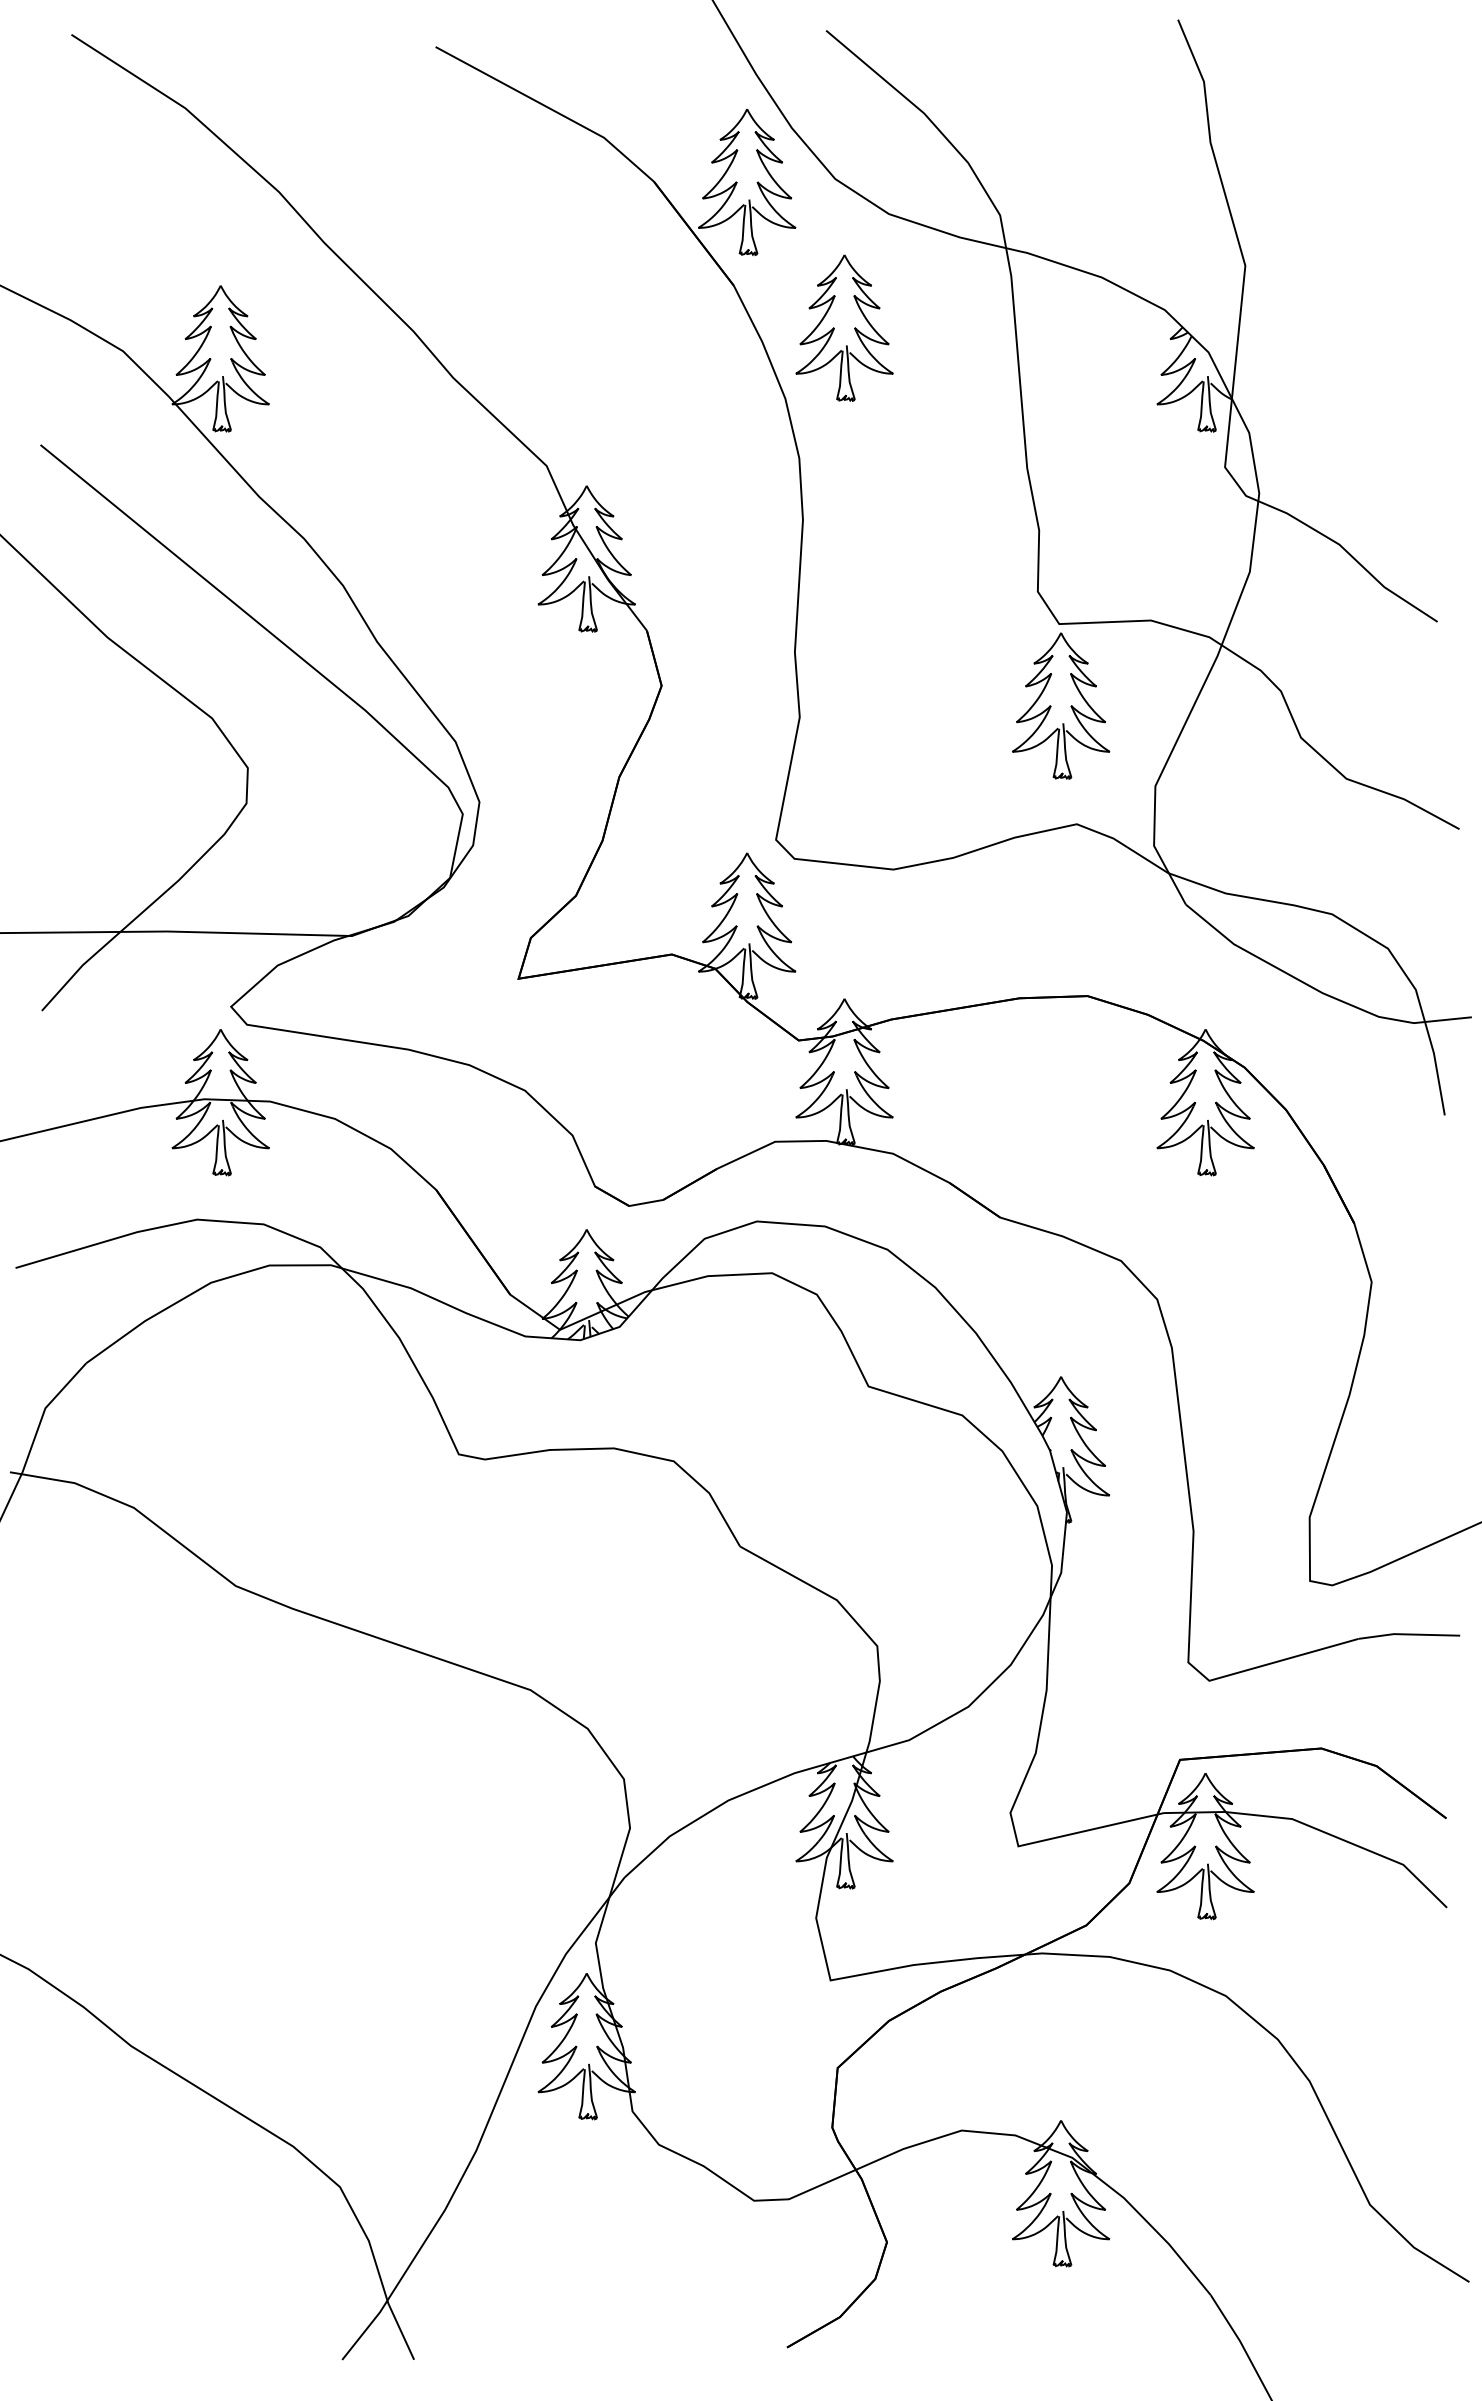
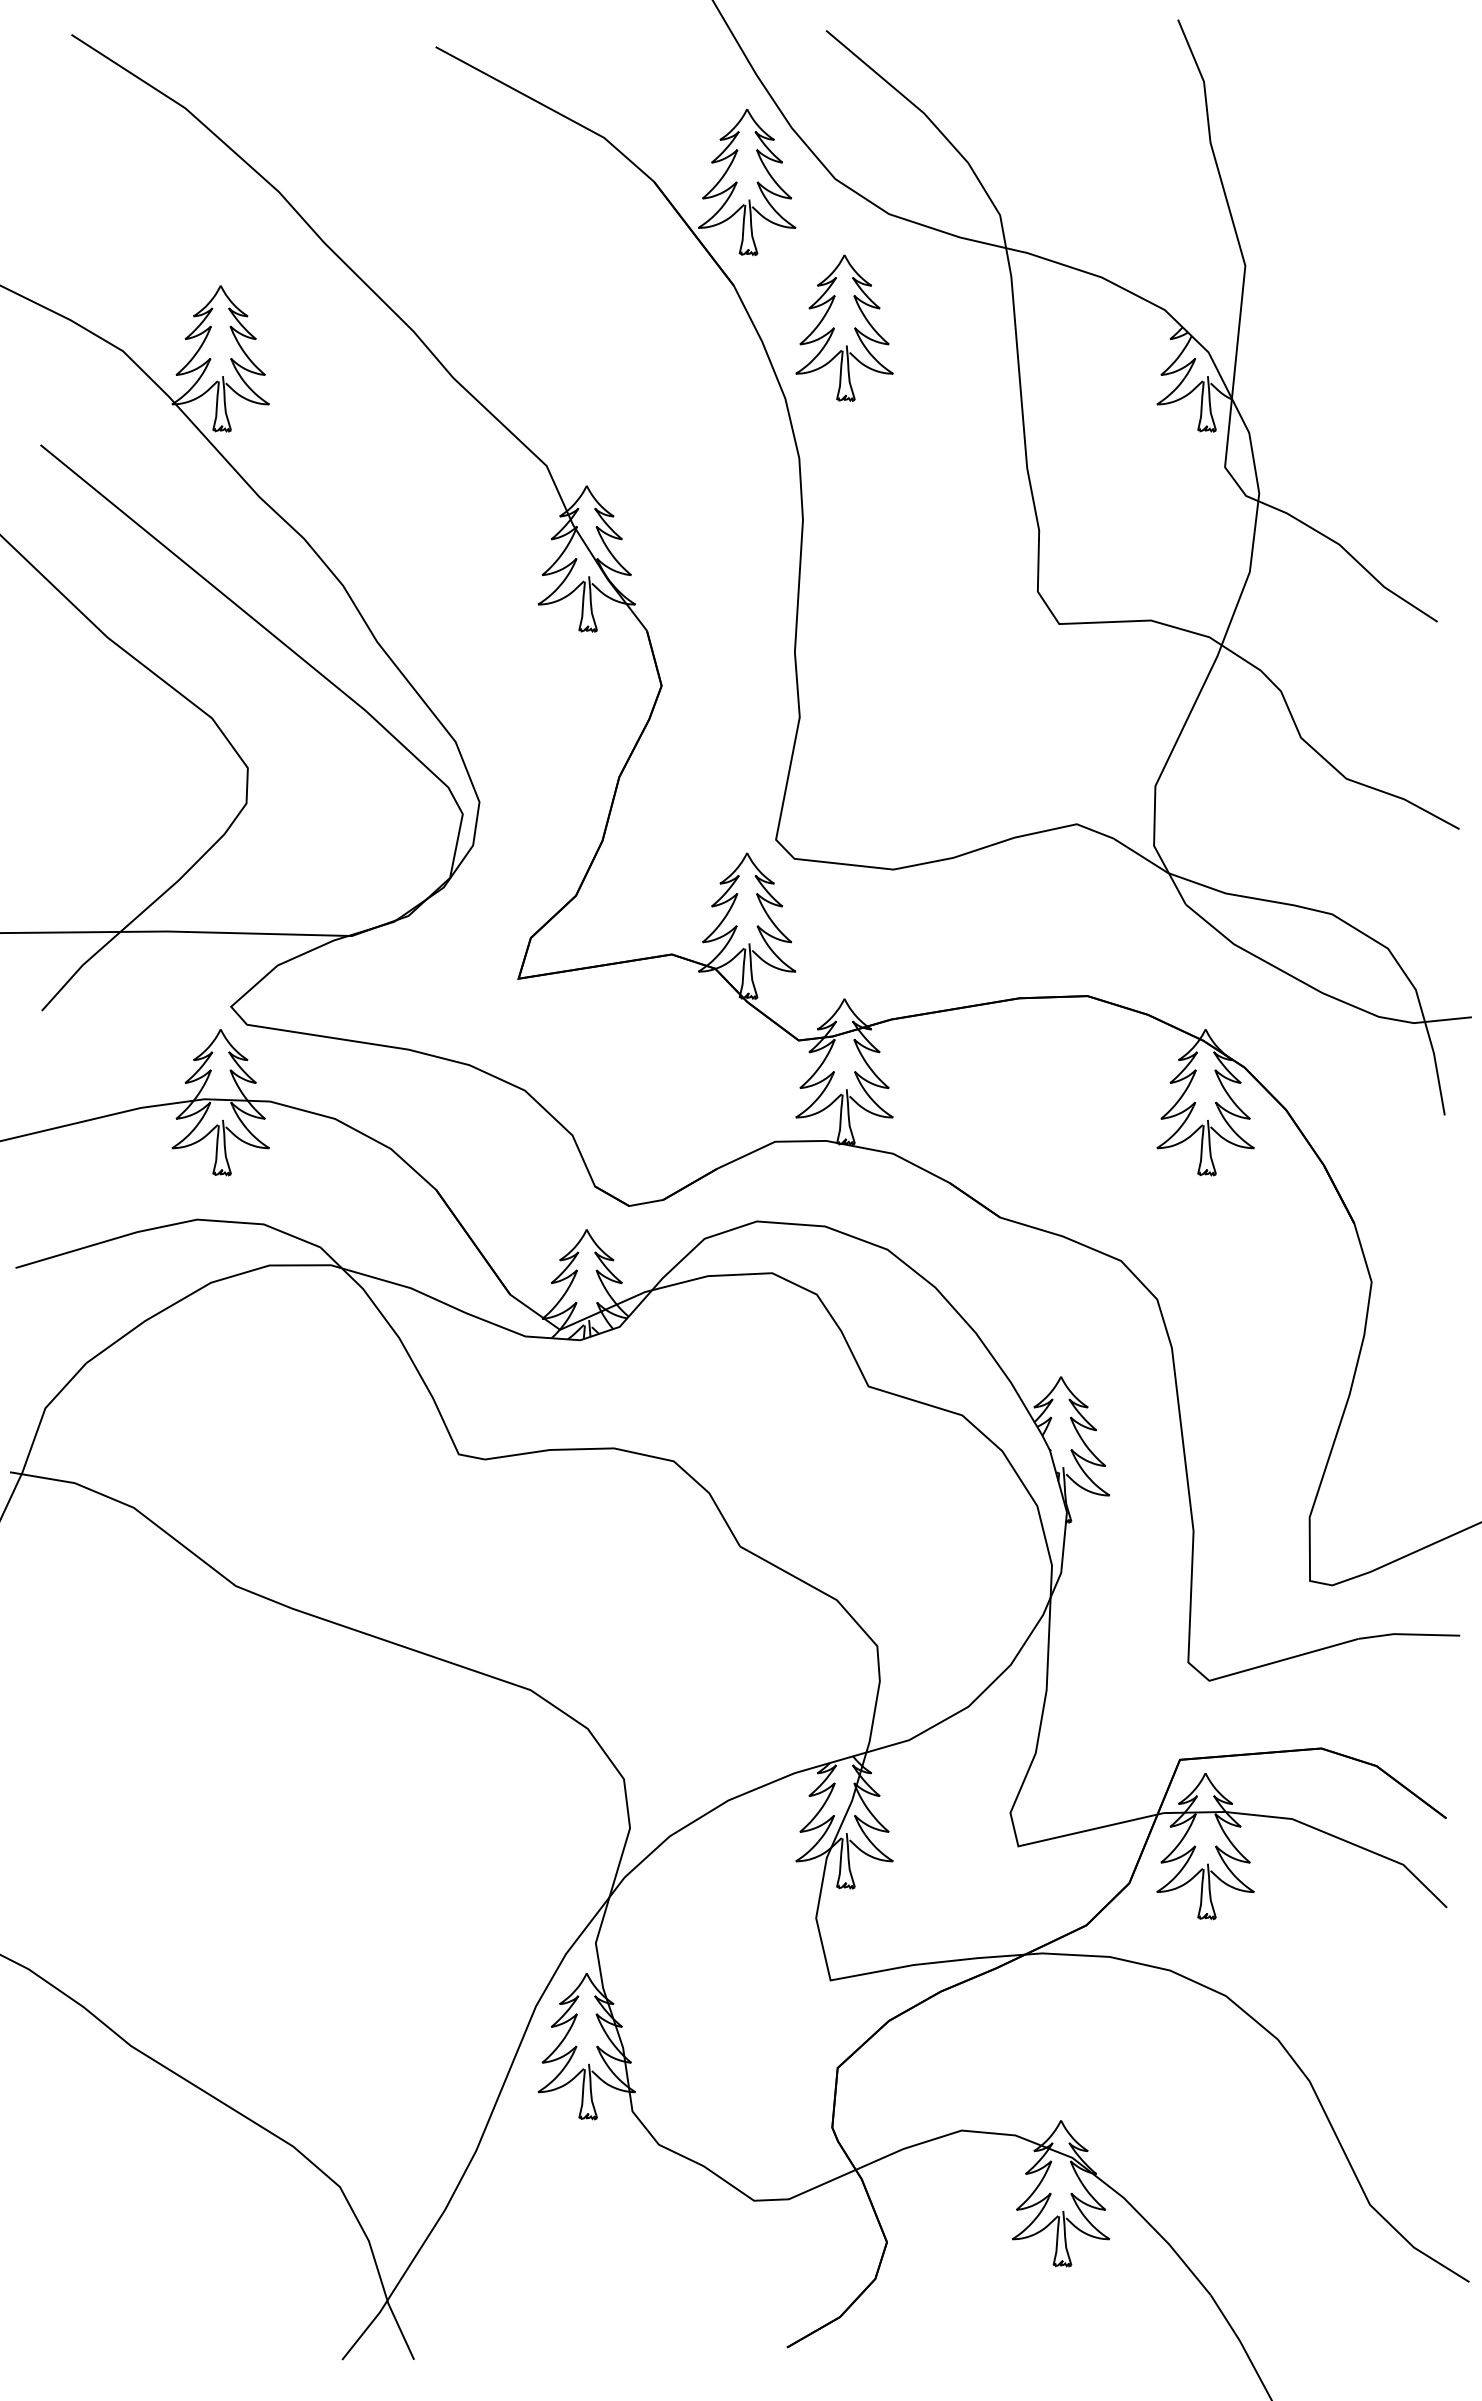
part: present -> none (1061, 705)
